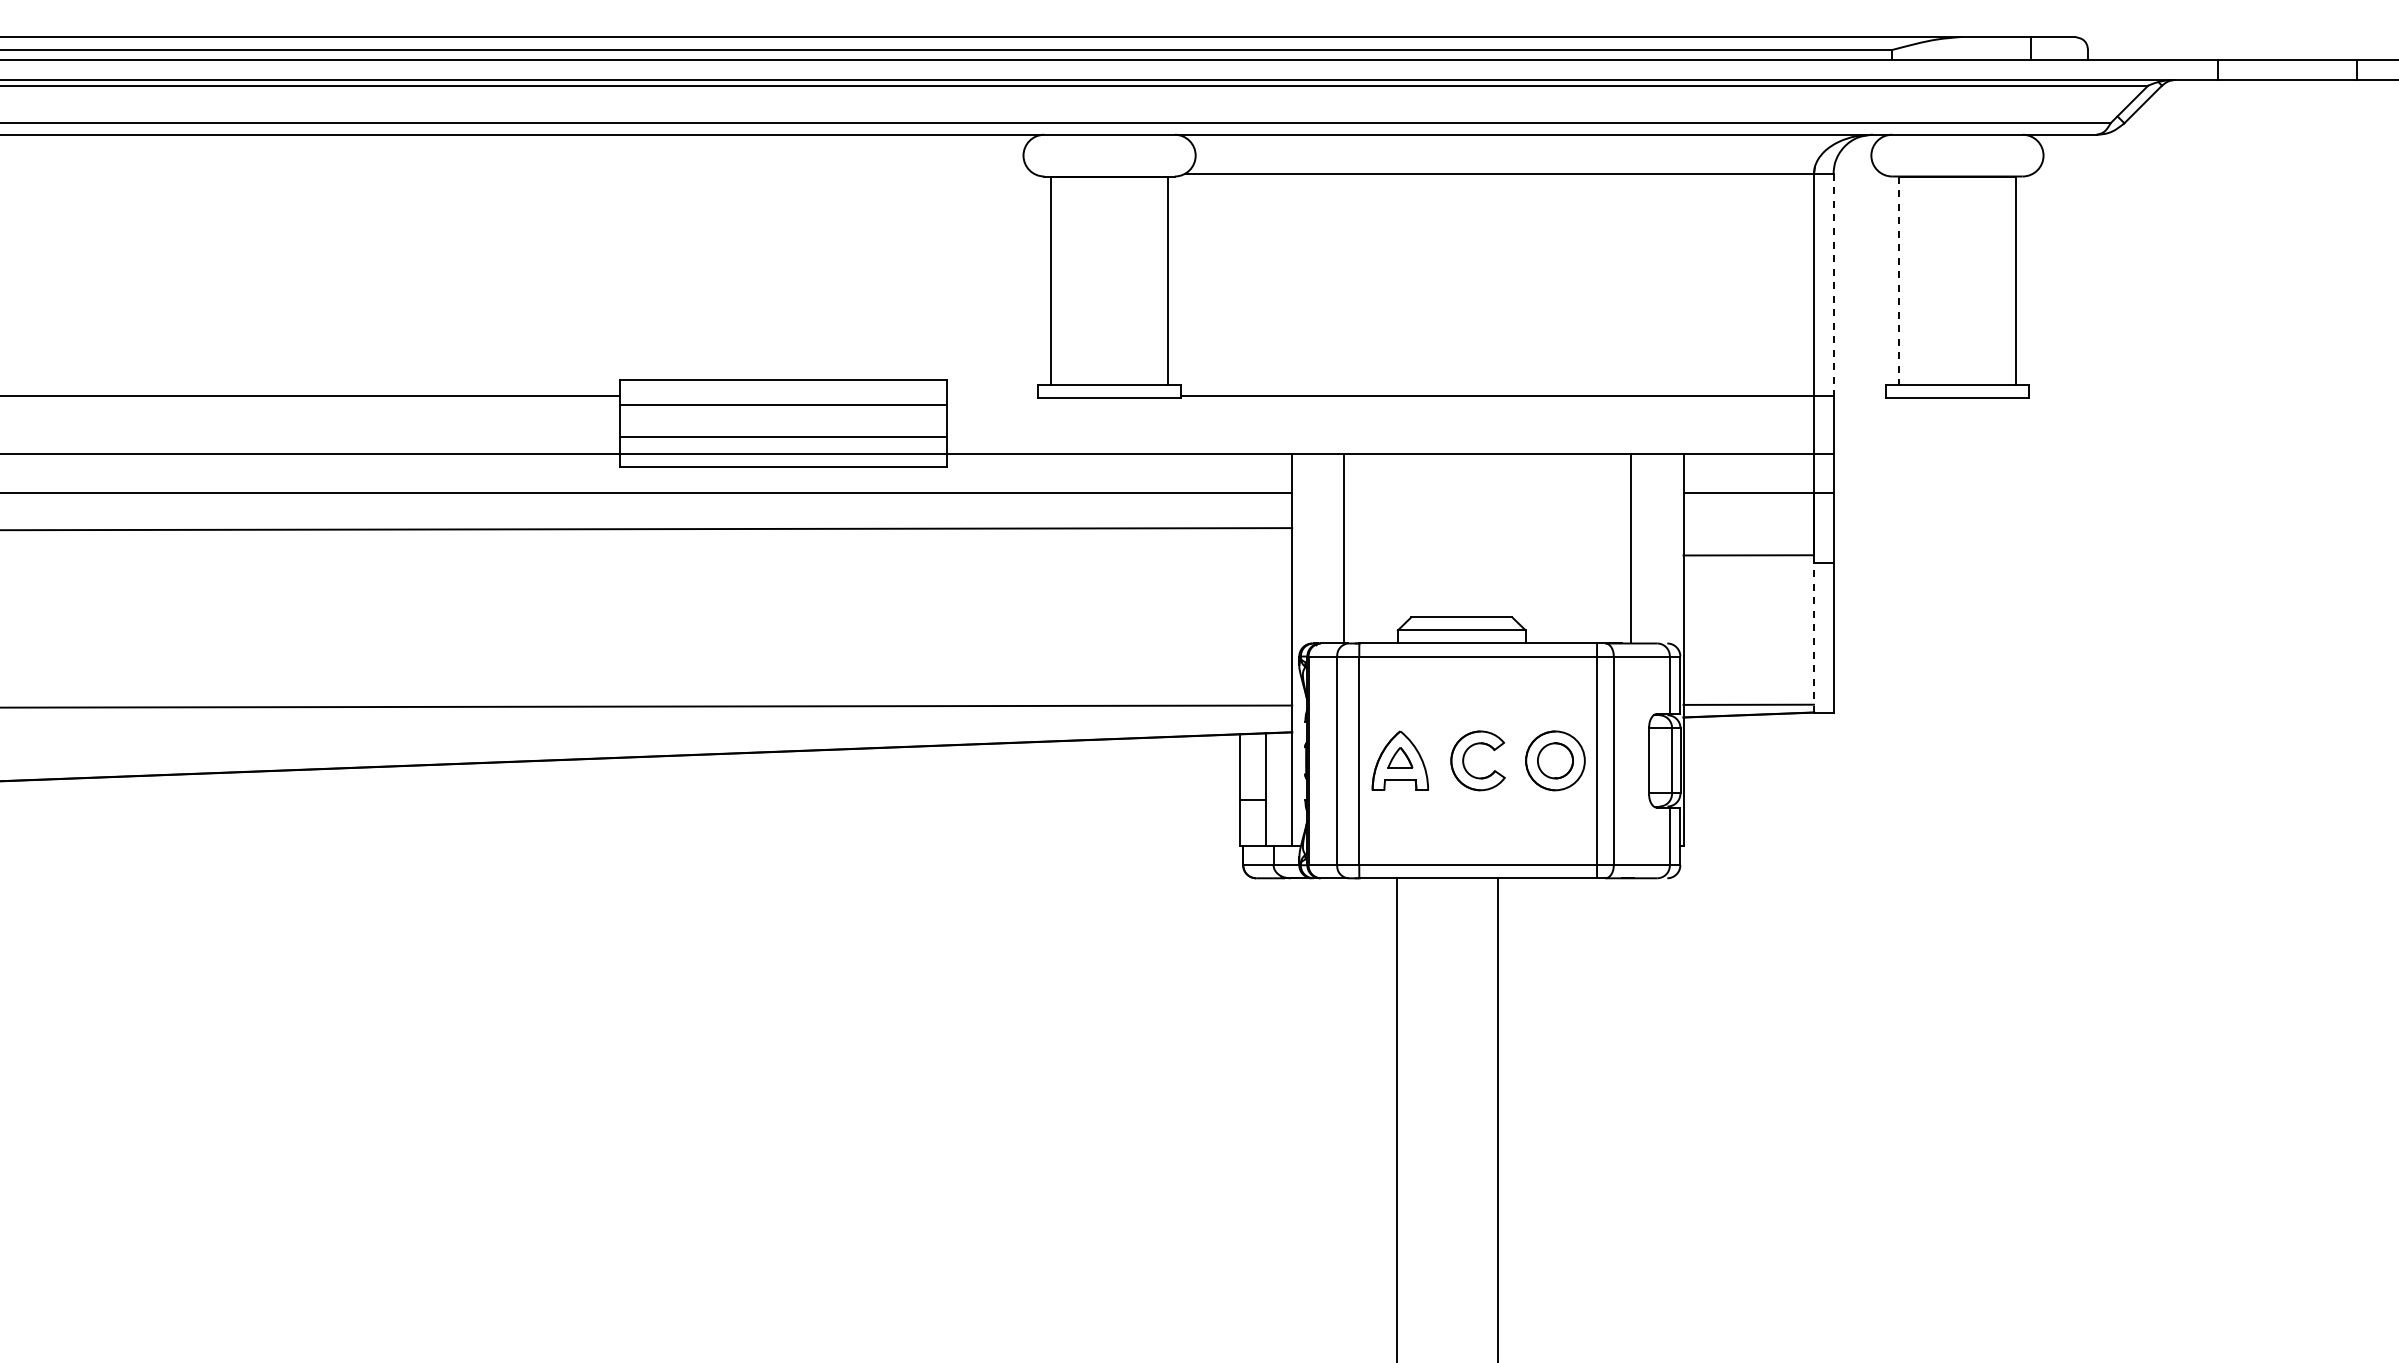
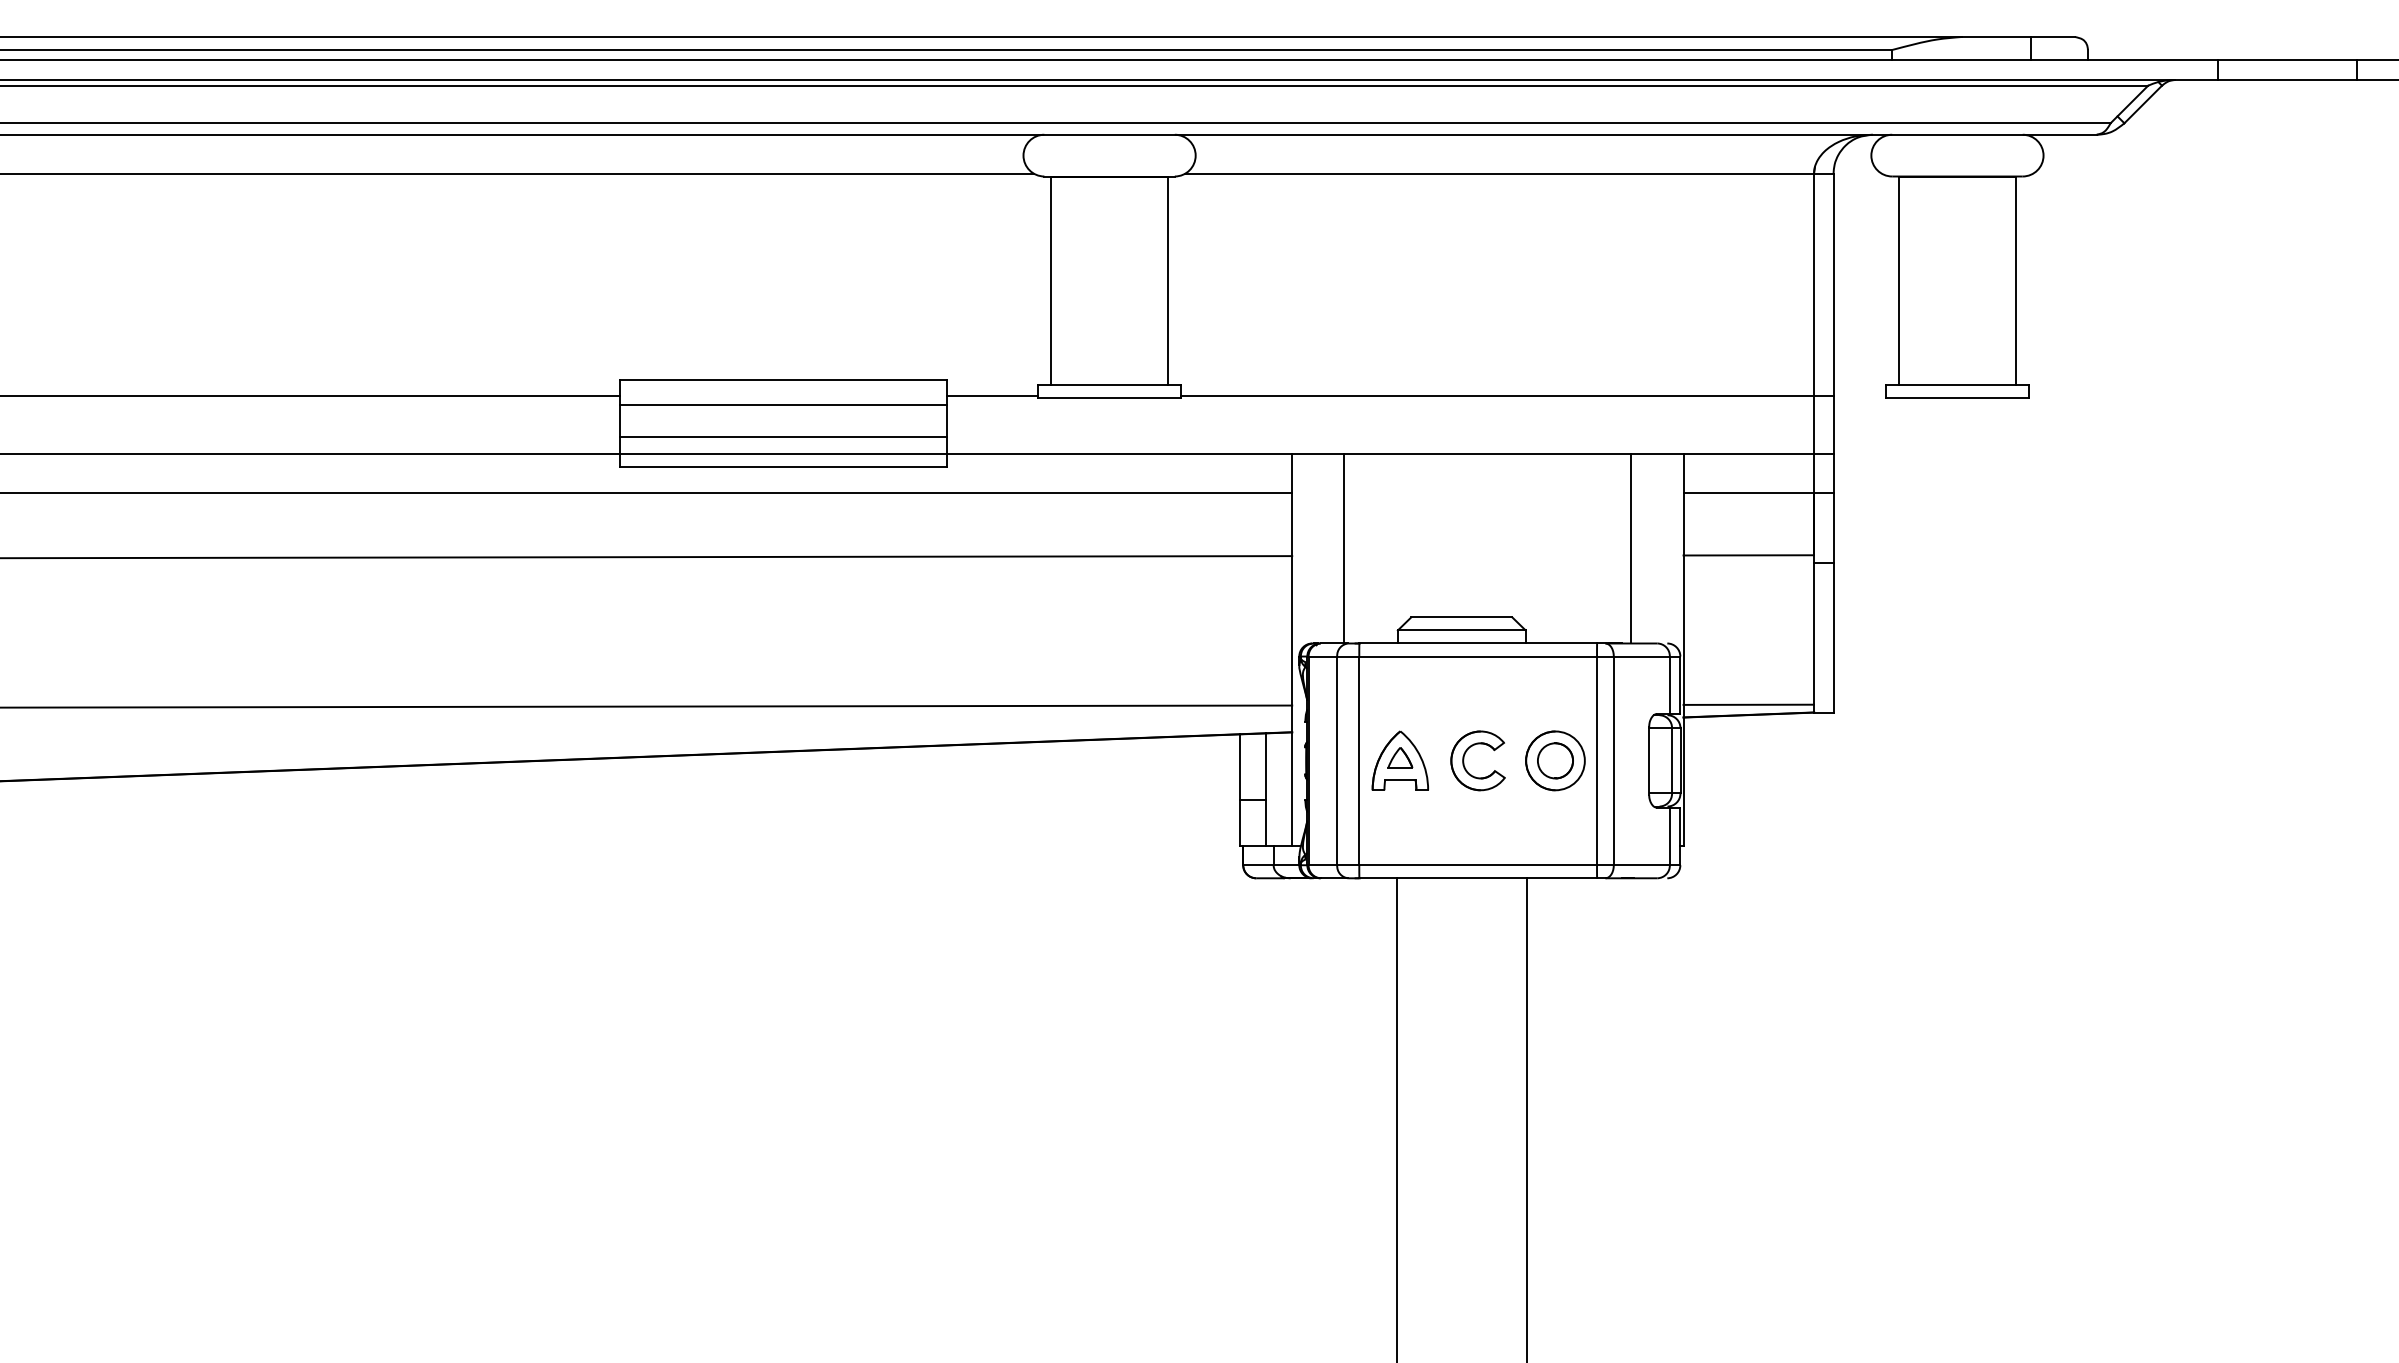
line: none -> present (518, 173)
line: dashed -> solid (1898, 281)
line: dashed -> solid (1833, 284)
line: none -> present (991, 395)
line position: (647, 529) -> (647, 557) (647, 557)
line: dashed -> solid (1813, 637)
line position: (1498, 1118) -> (1527, 1118) (1527, 1118)
